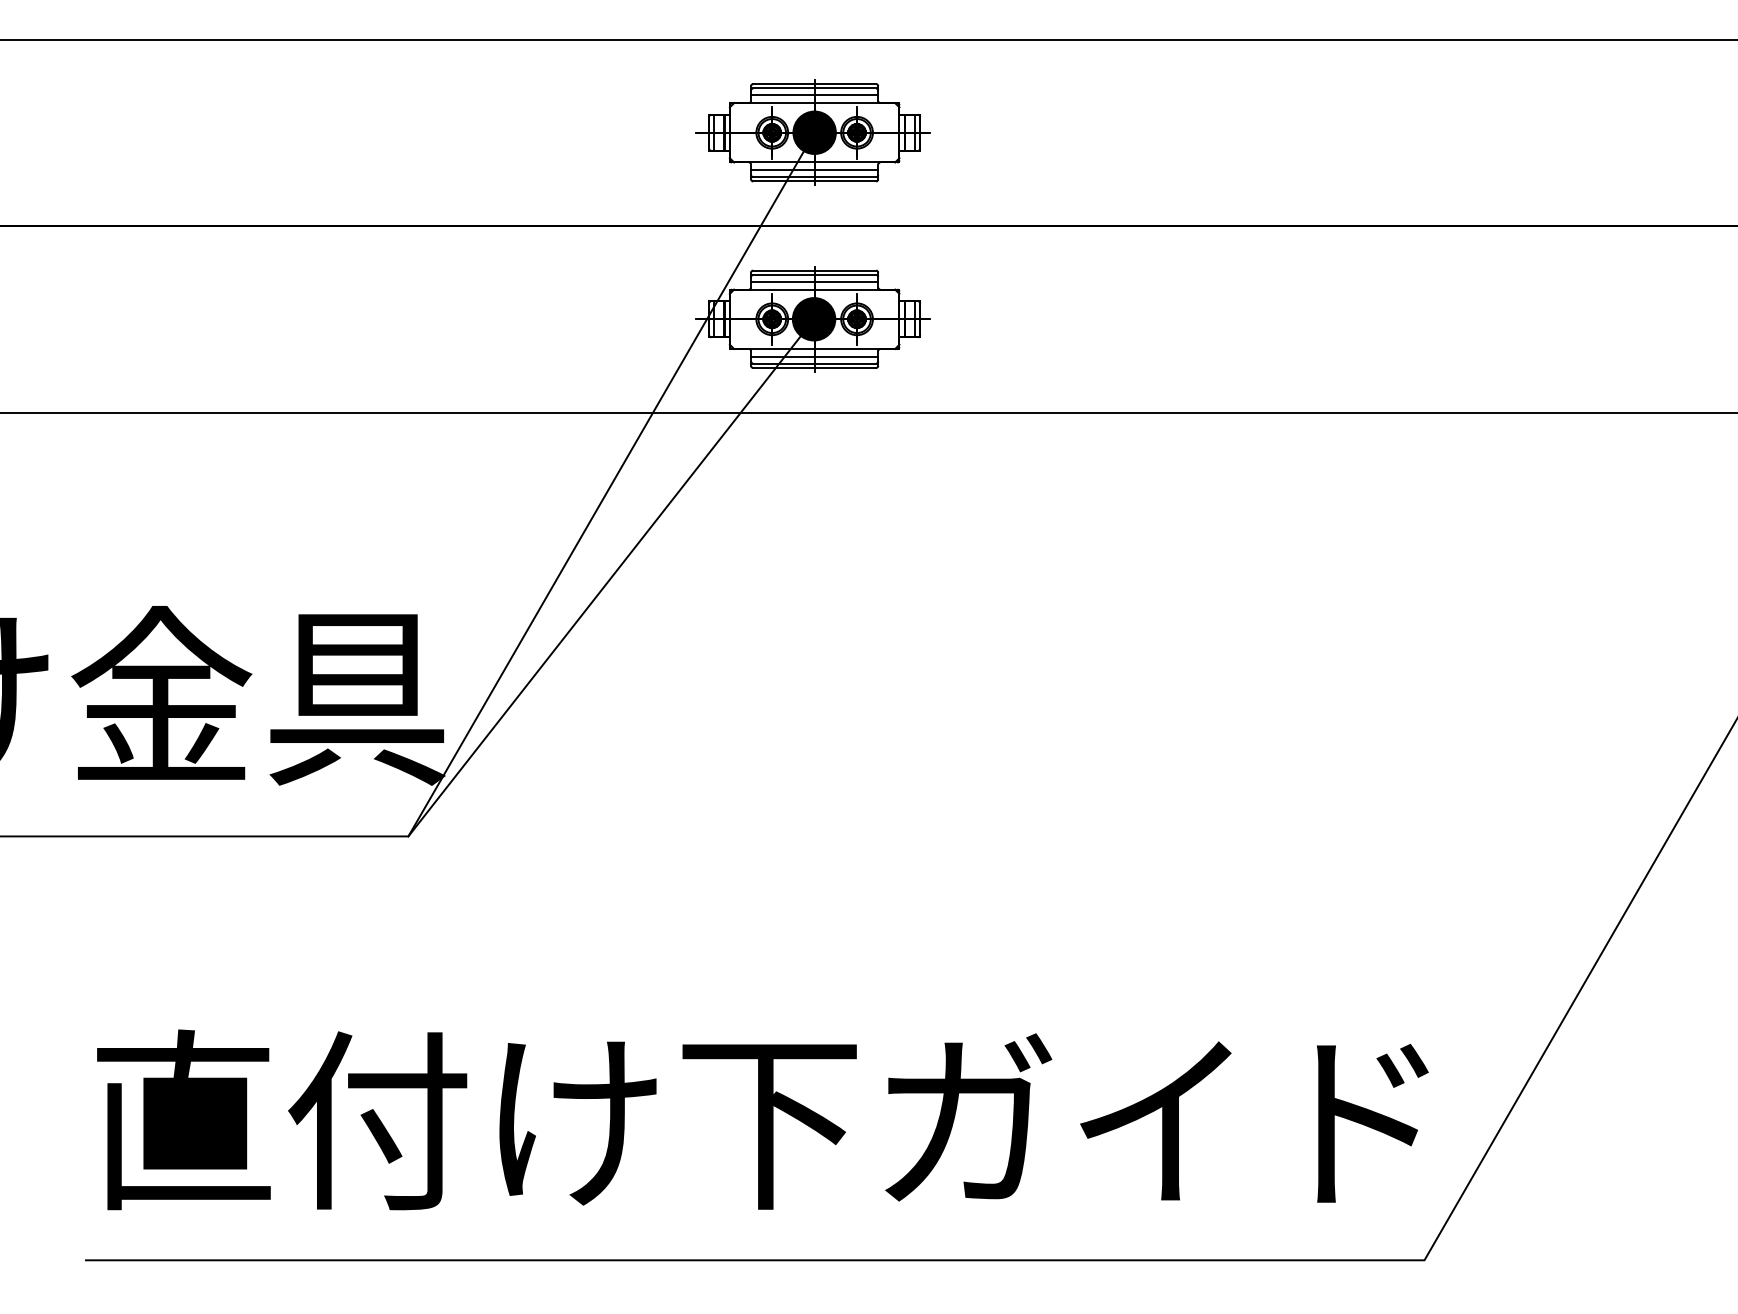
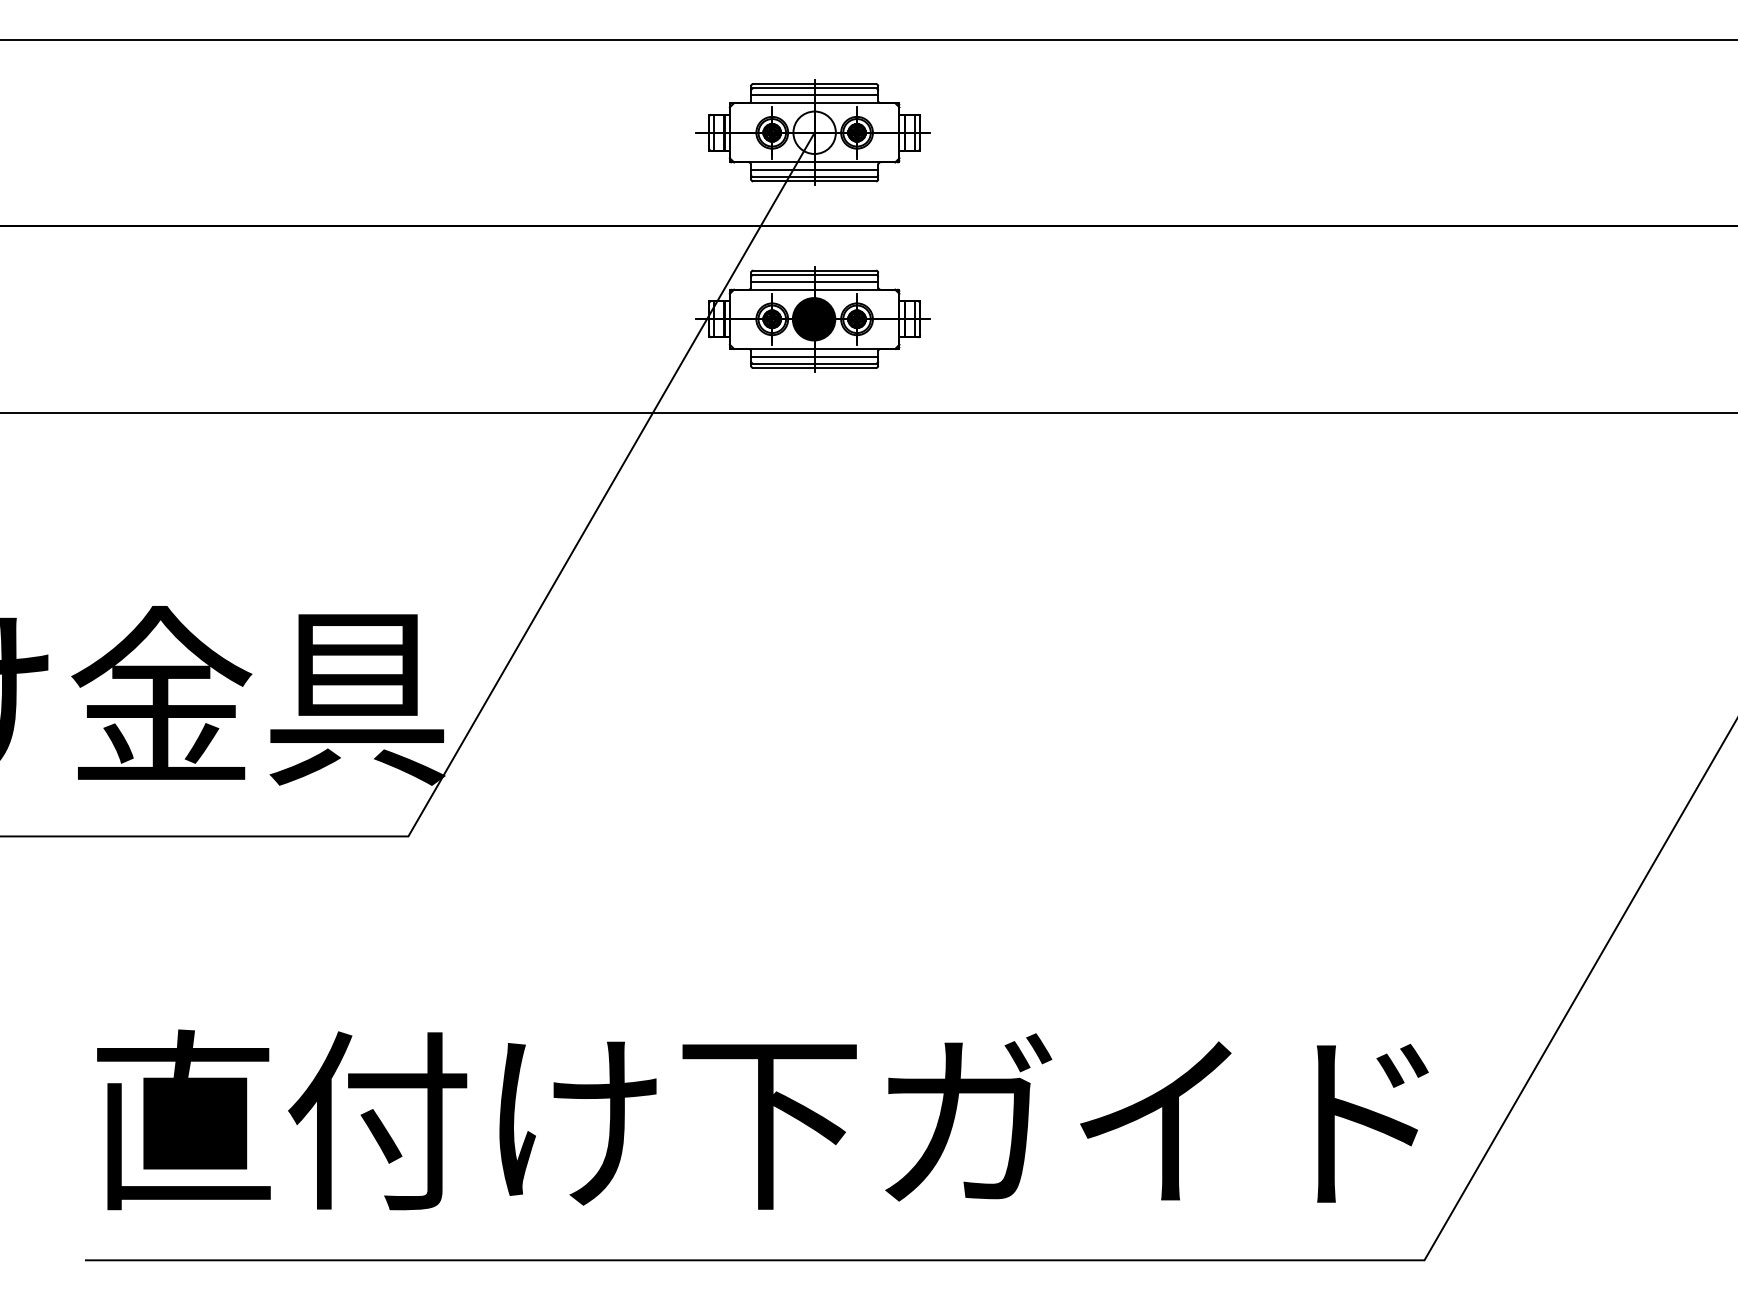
fill: present -> none (814, 132)
line: present -> none (611, 577)
